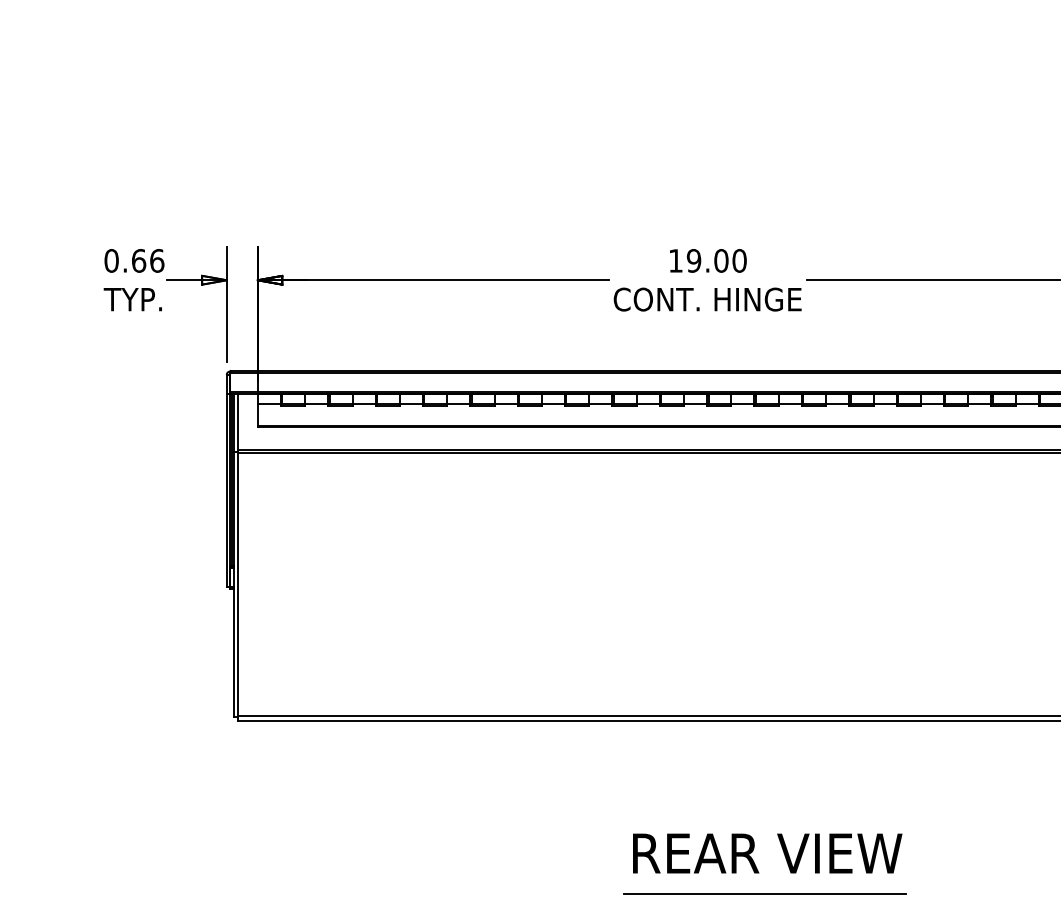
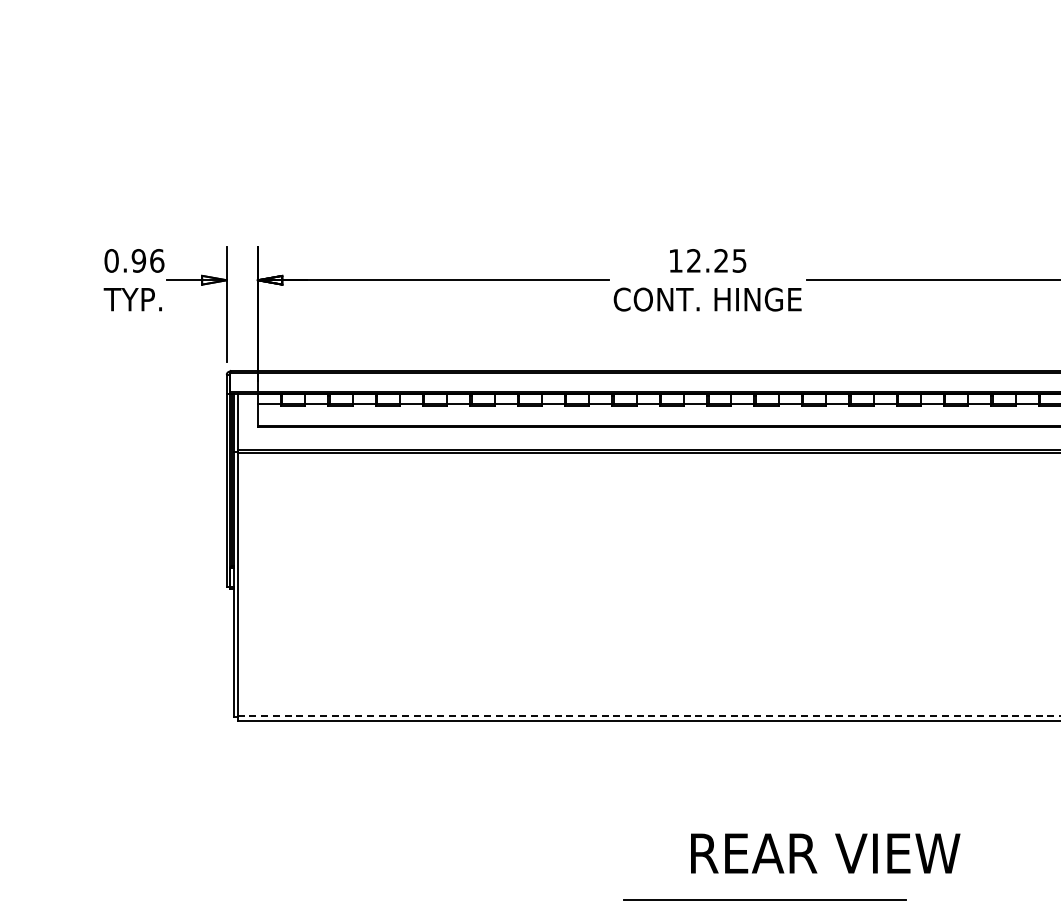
text: 0.66 -> 0.96 (138, 260)
text: 19.00 -> 12.25 (716, 260)
line: solid -> dashed (649, 715)
text position: (767, 853) -> (825, 853) (825, 853)
line position: (764, 893) -> (764, 899) (764, 899)
